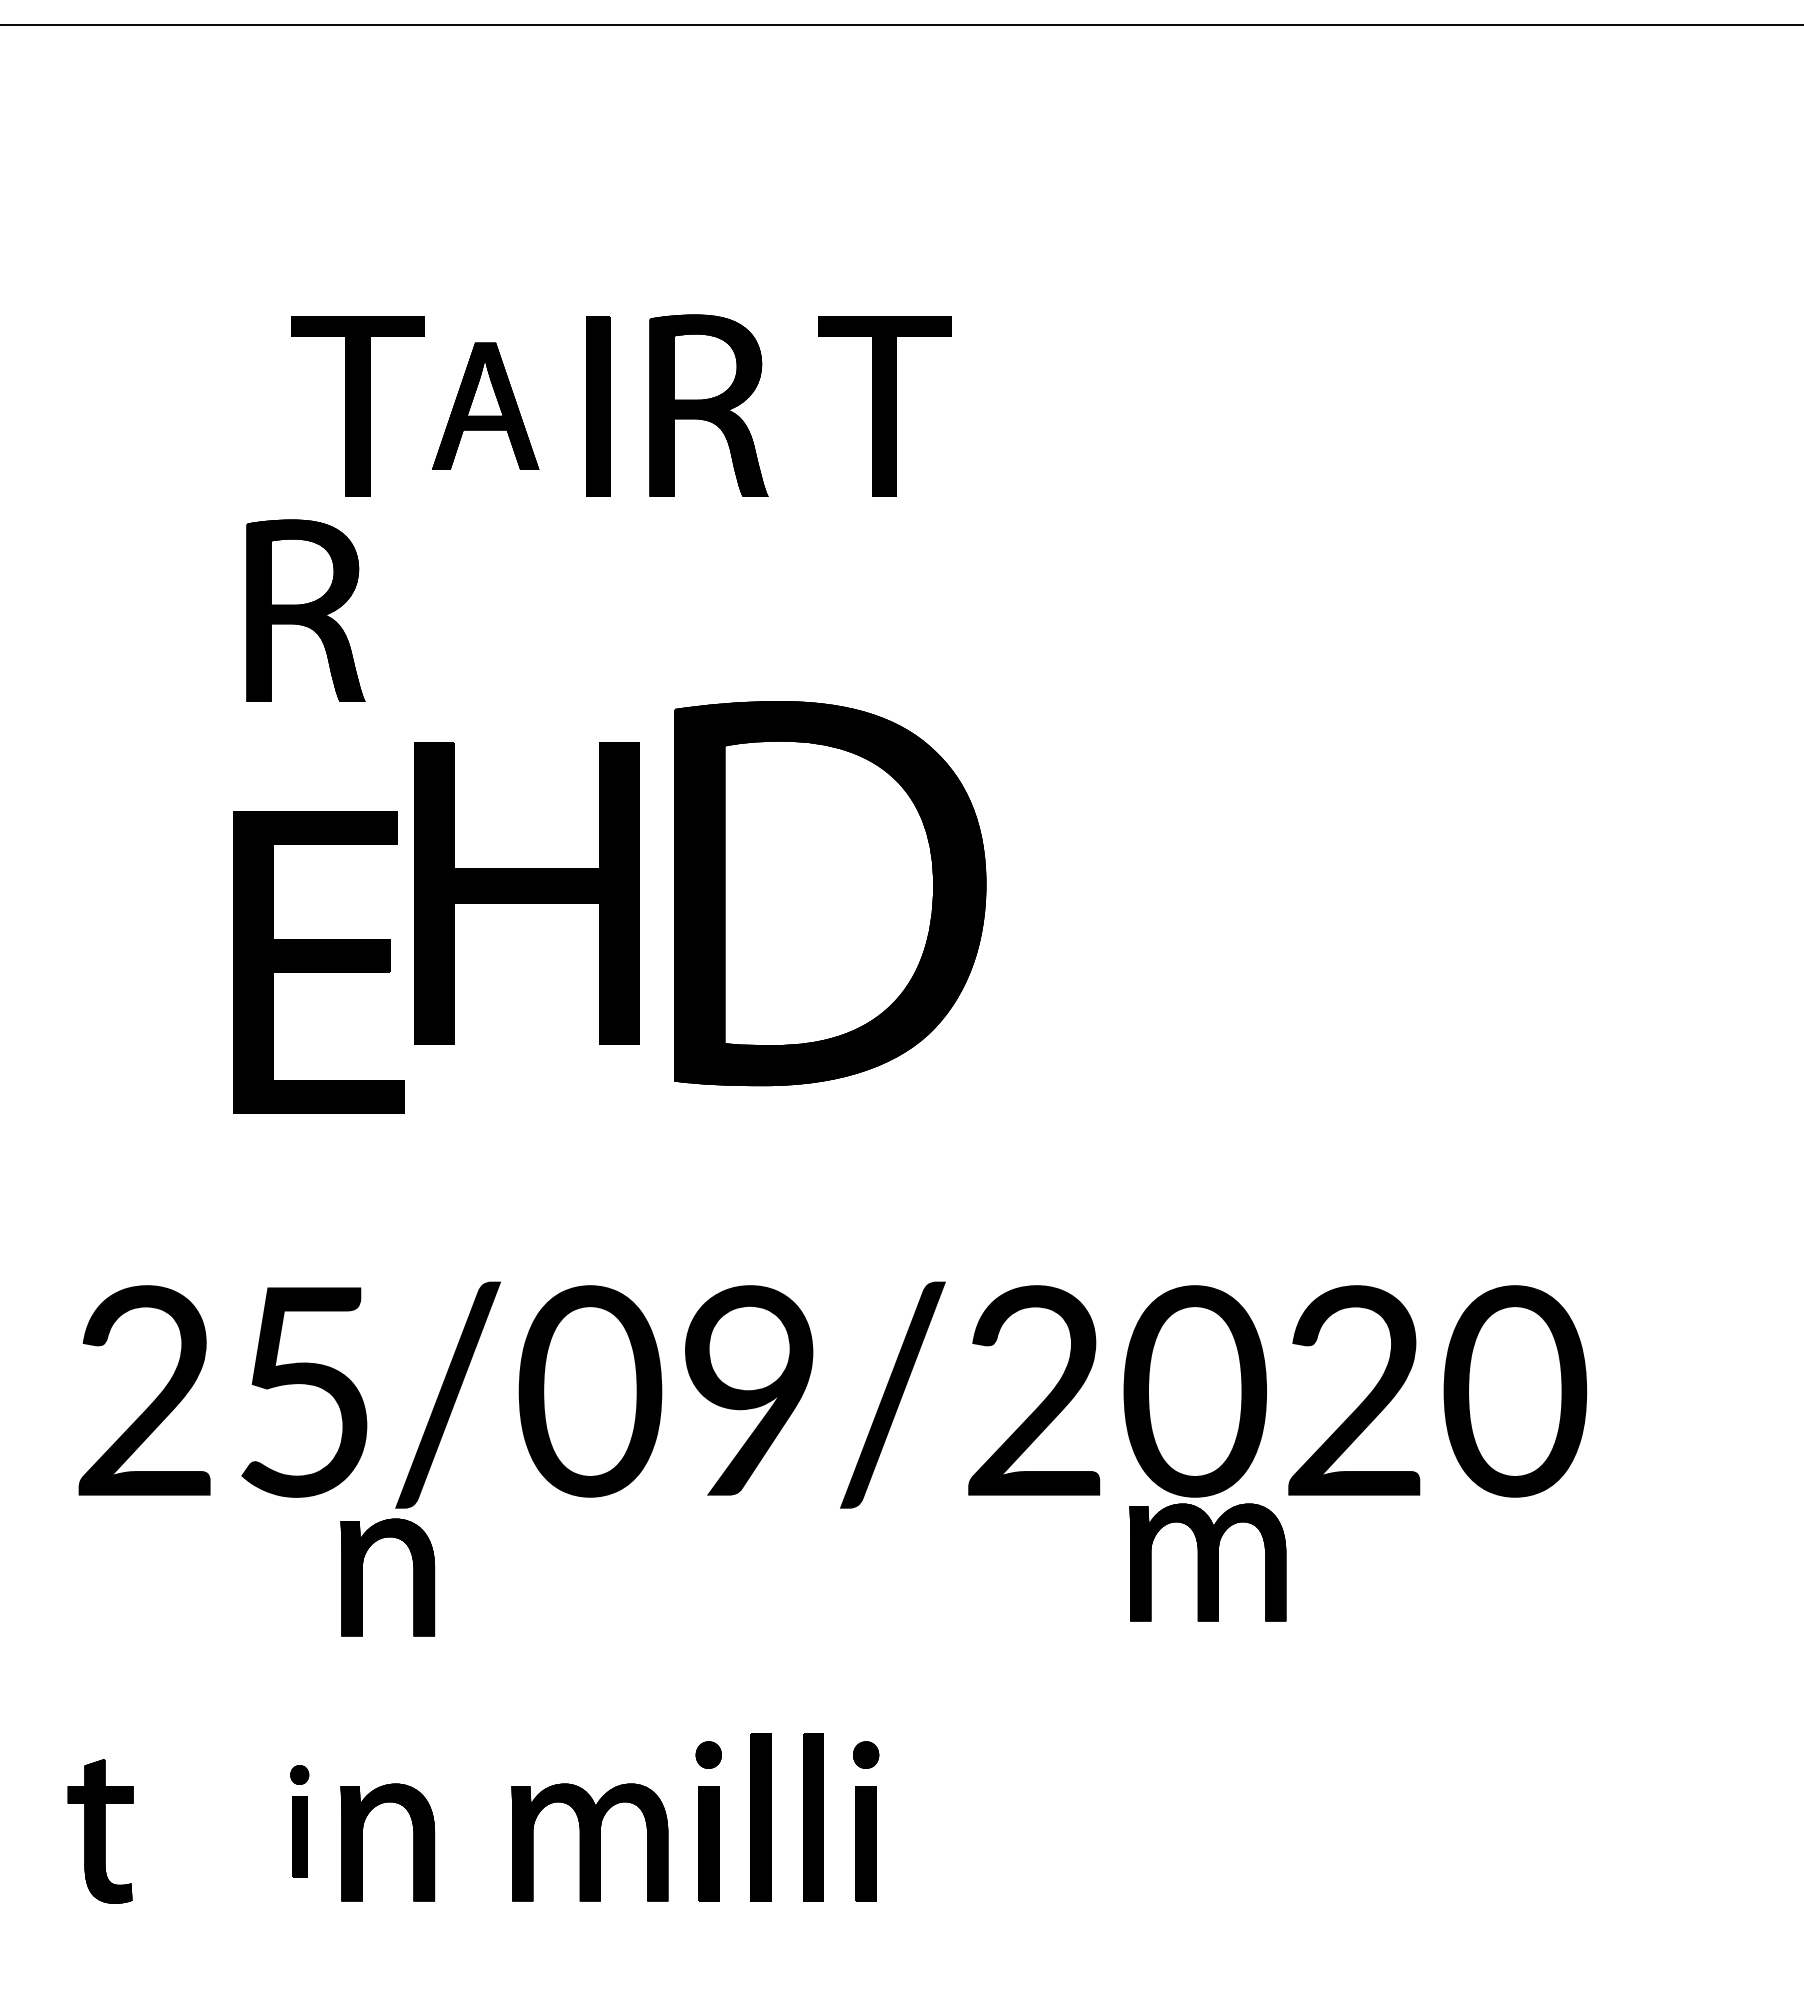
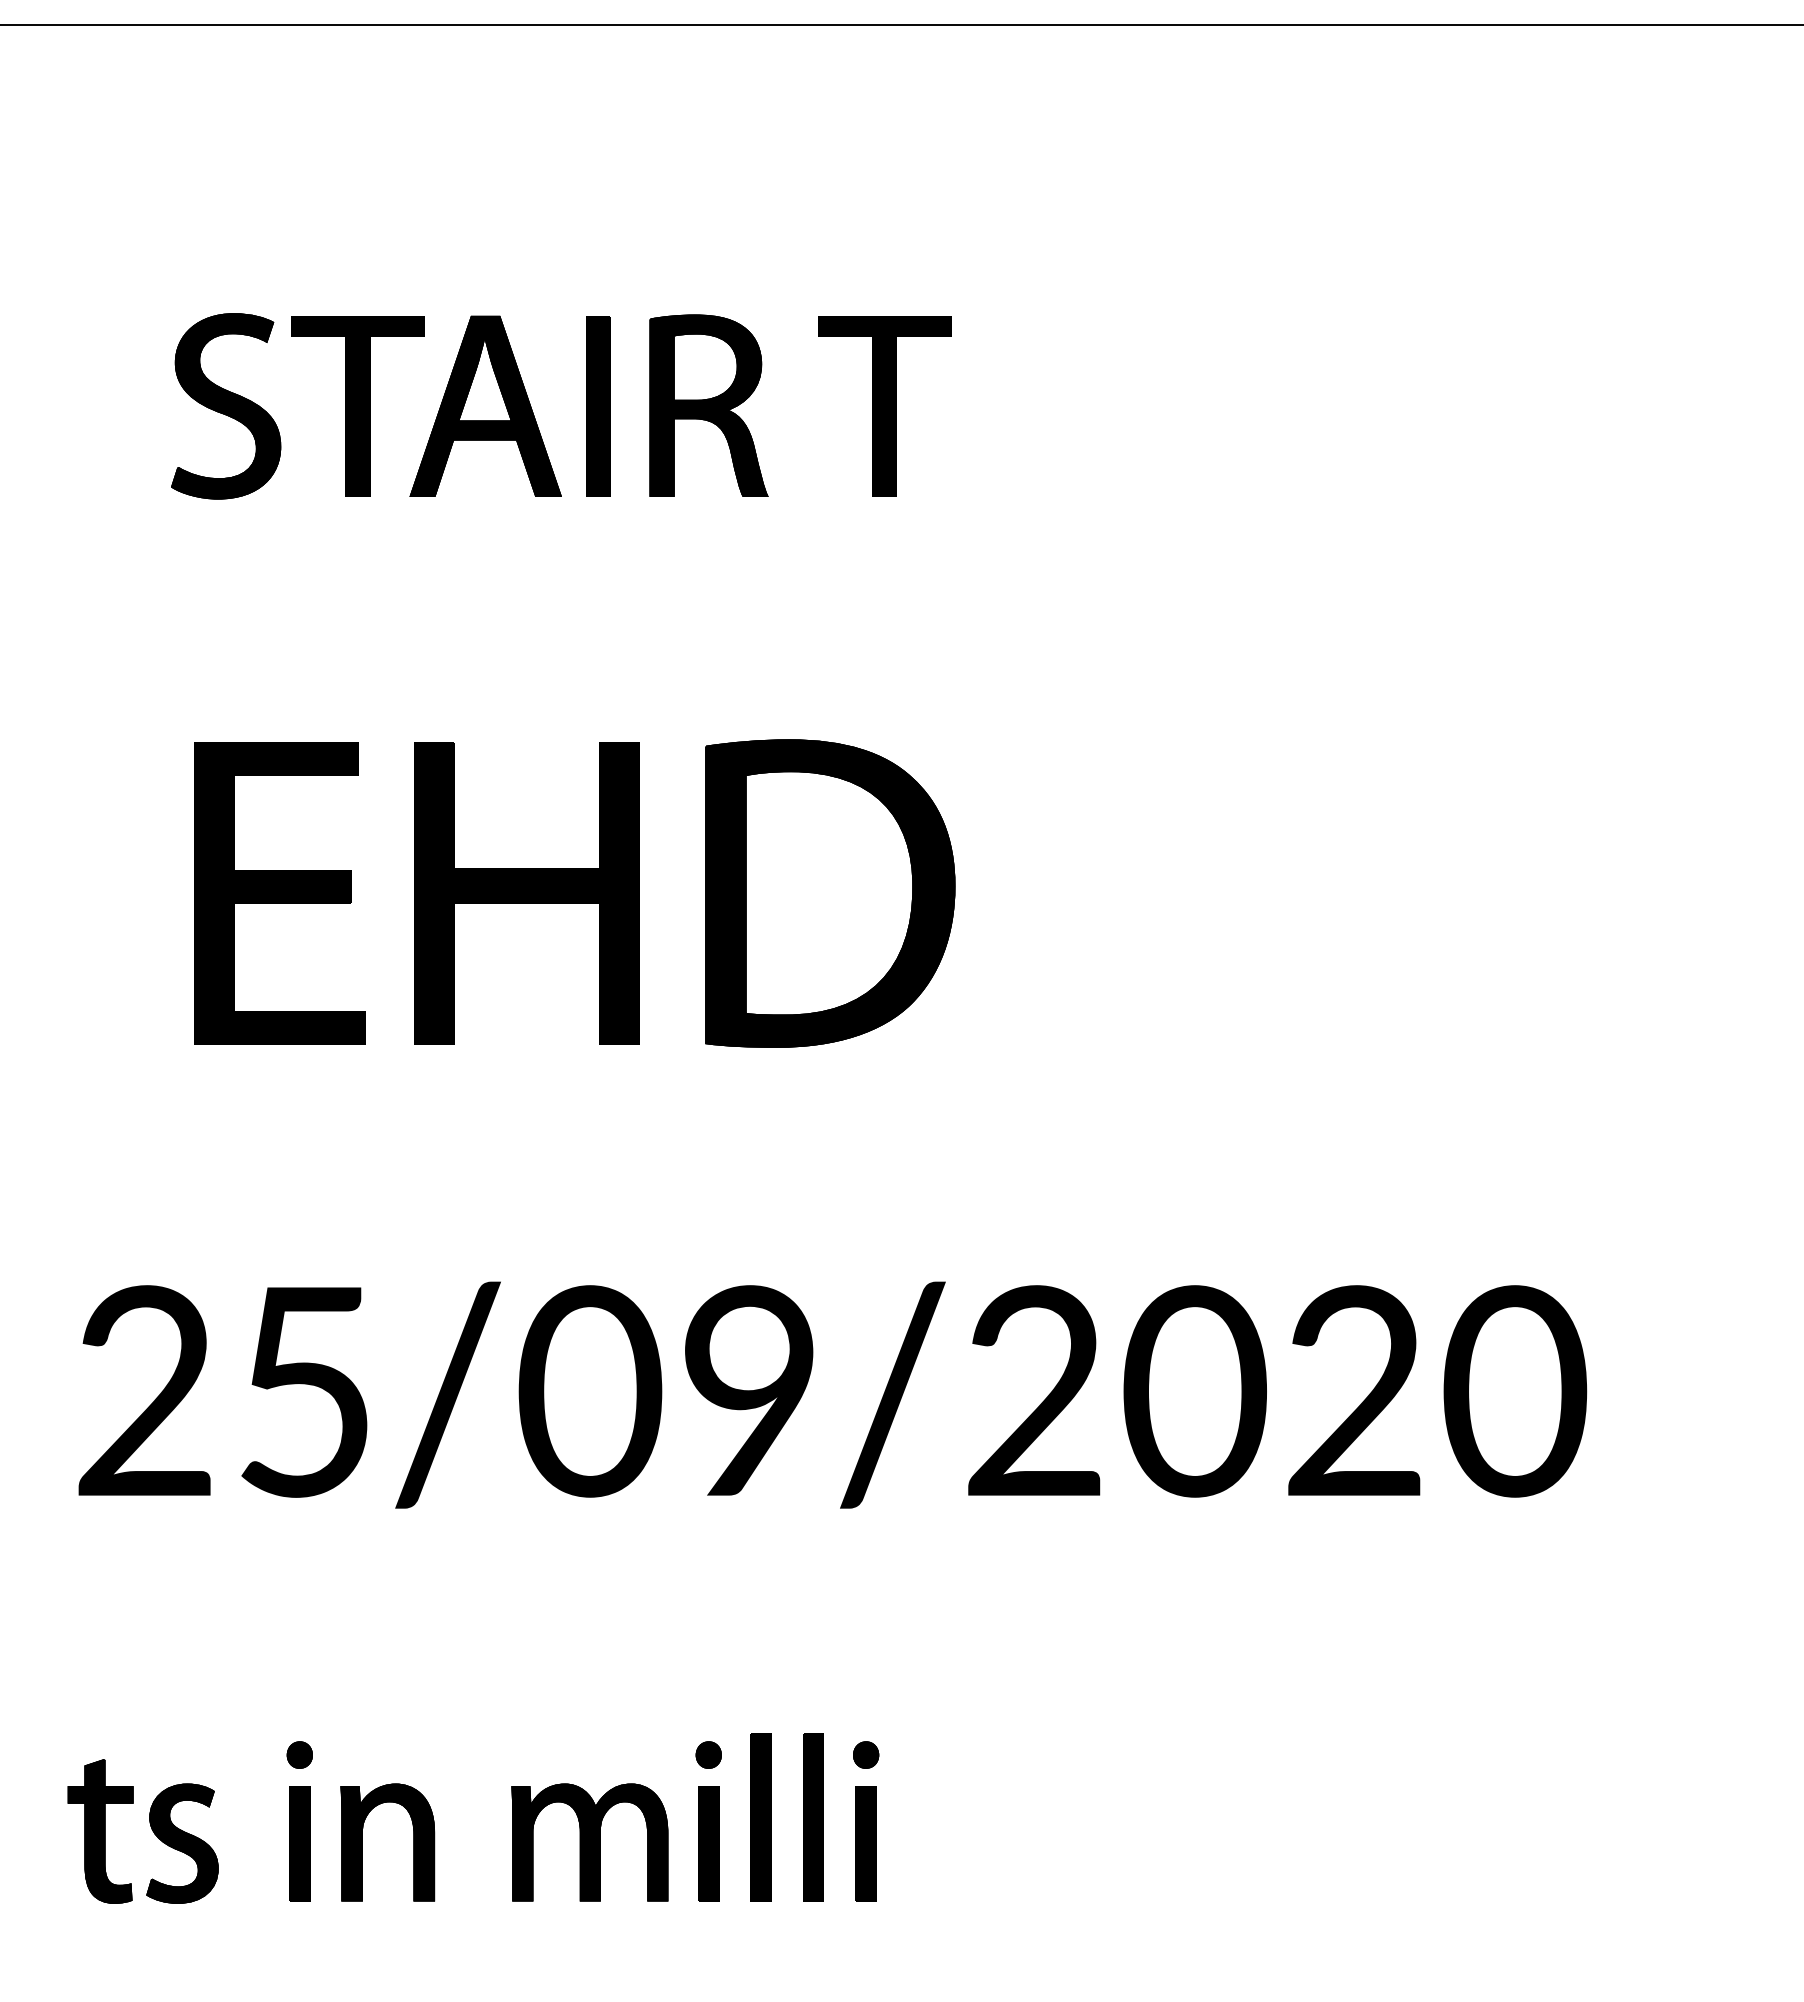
part size: 108x128 px -> 153x182 px (485, 405)
part: none -> present (226, 406)
part: present -> none (305, 610)
part size: 313x386 px -> 251x309 px (830, 893)
part position: (318, 962) -> (279, 893) (279, 893)
part: present -> none (1207, 1562)
part: present -> none (362, 1577)
part size: 20x113 px -> 27x161 px (299, 1821)
part: none -> present (182, 1843)
